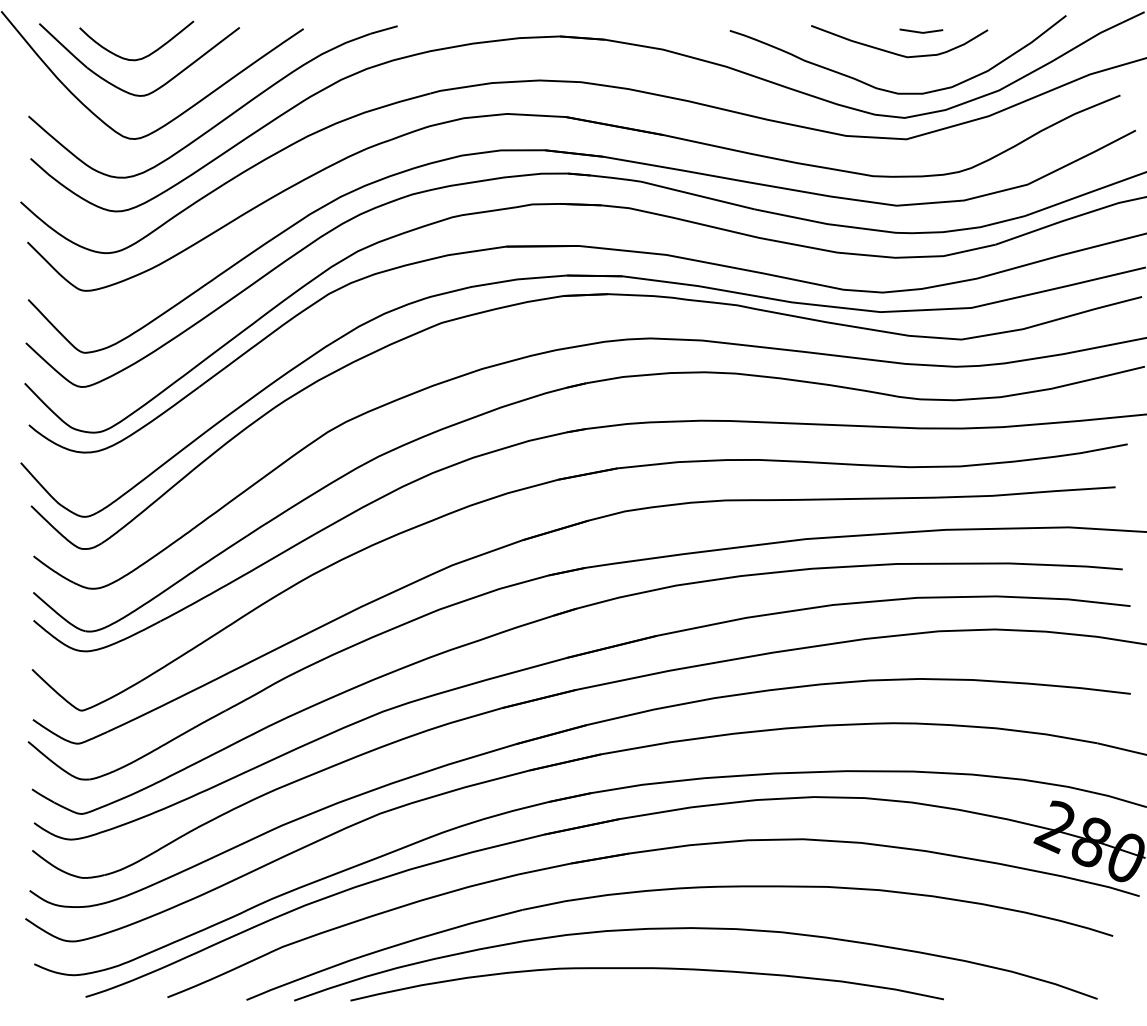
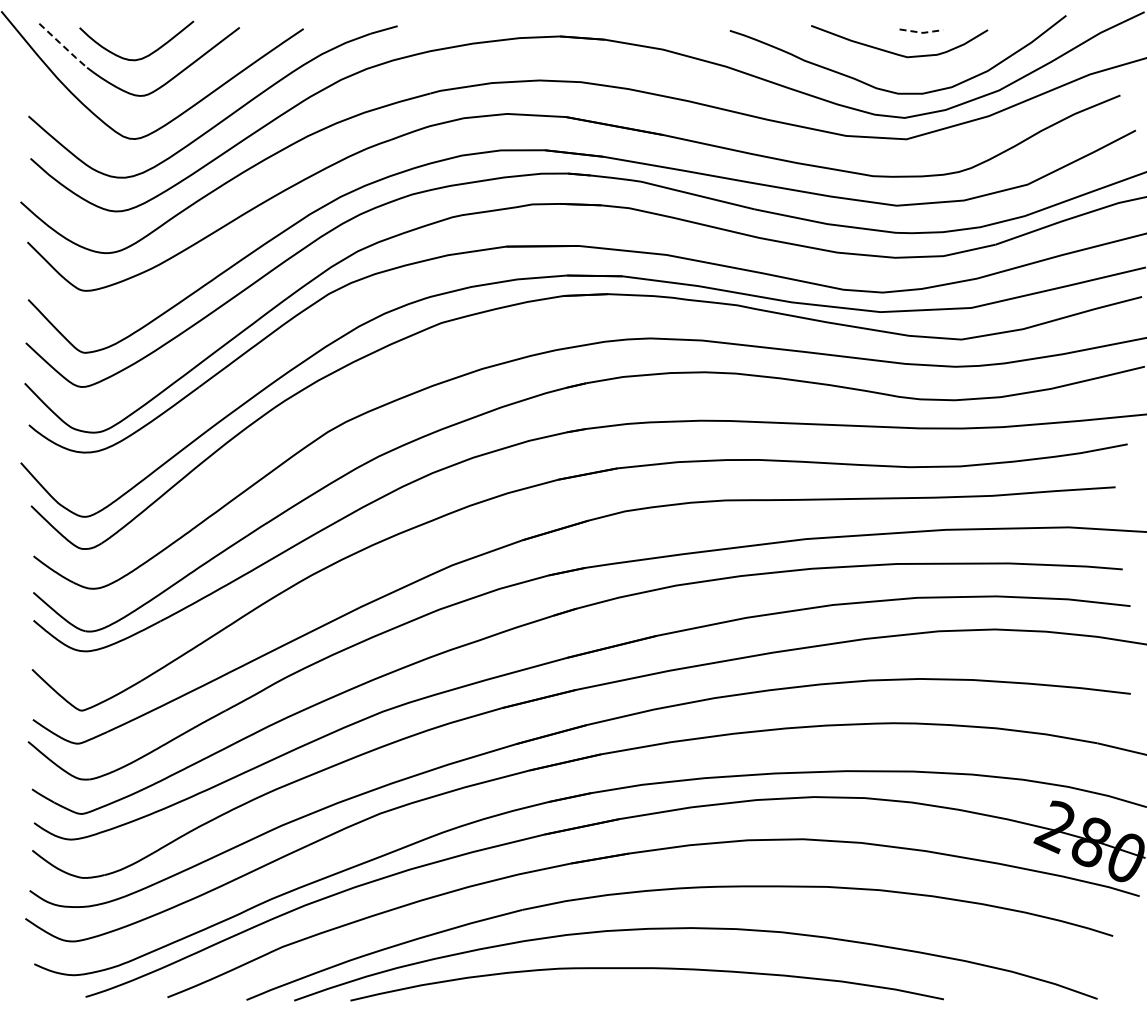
line: solid -> dashed (922, 32)
line: solid -> dashed (63, 46)
